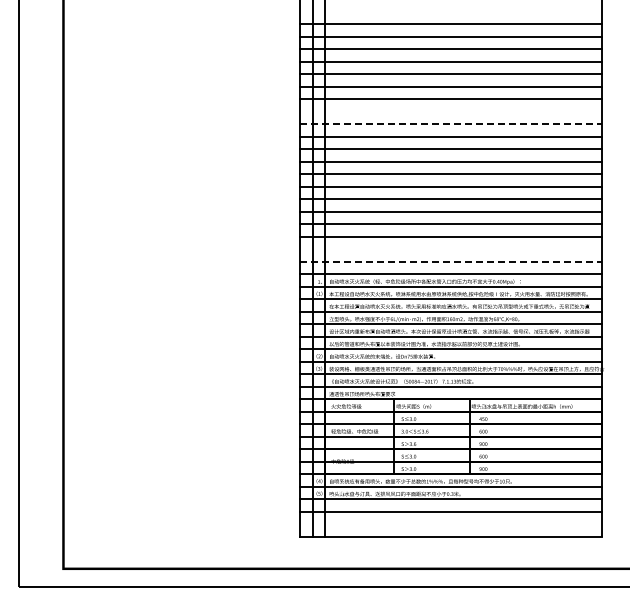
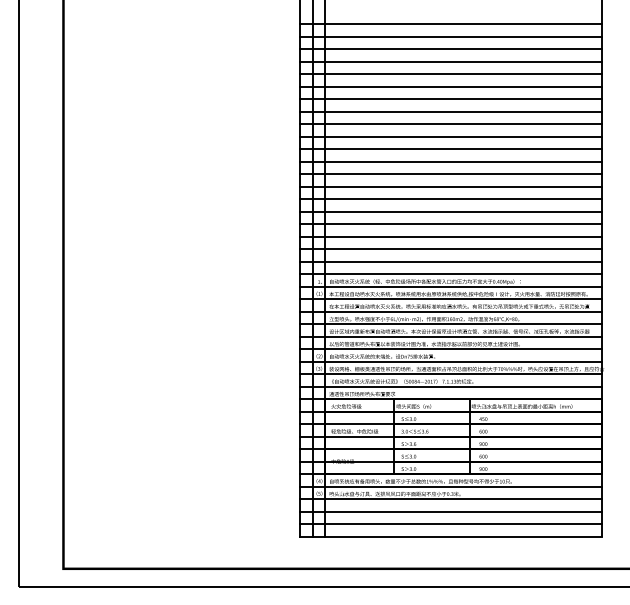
line: none -> present (451, 111)
line: dashed -> solid (451, 124)
line: none -> present (451, 249)
line: dashed -> solid (451, 261)
line: none -> present (451, 524)
